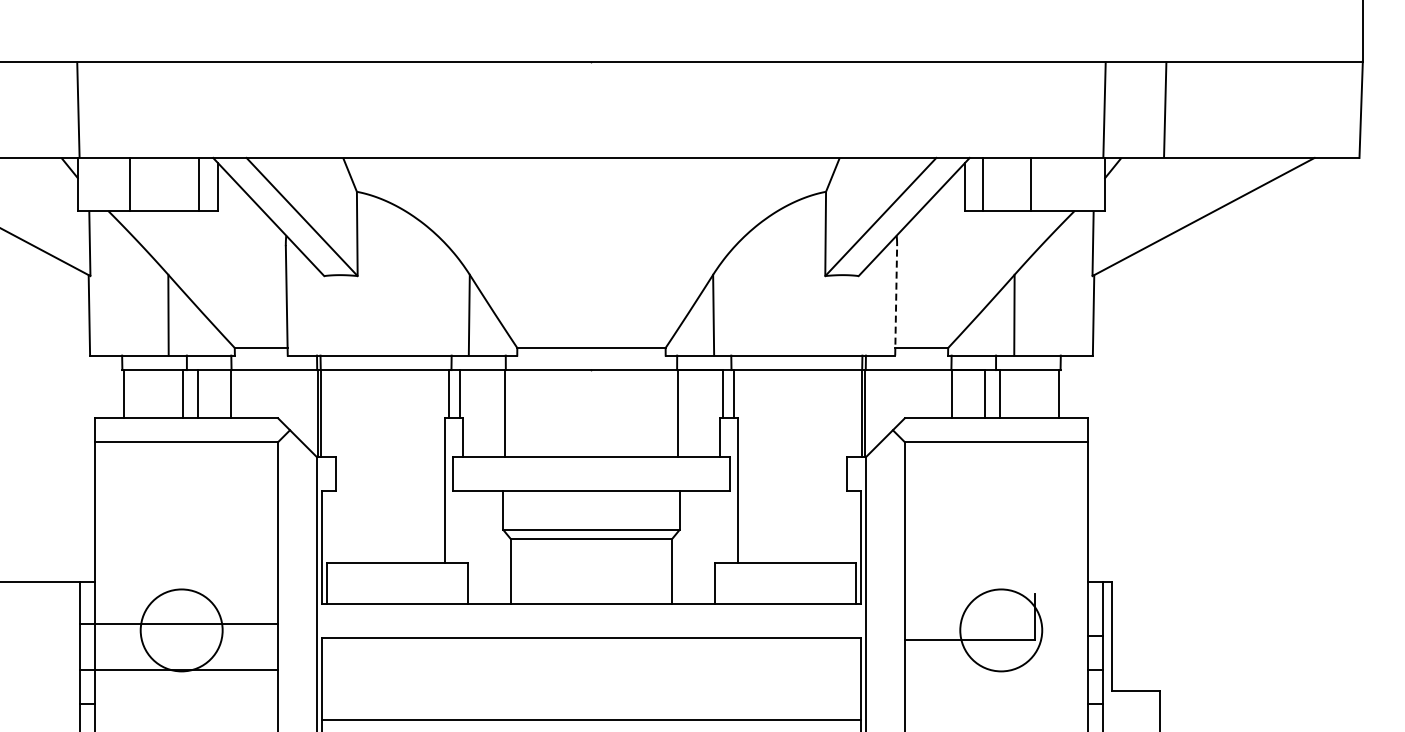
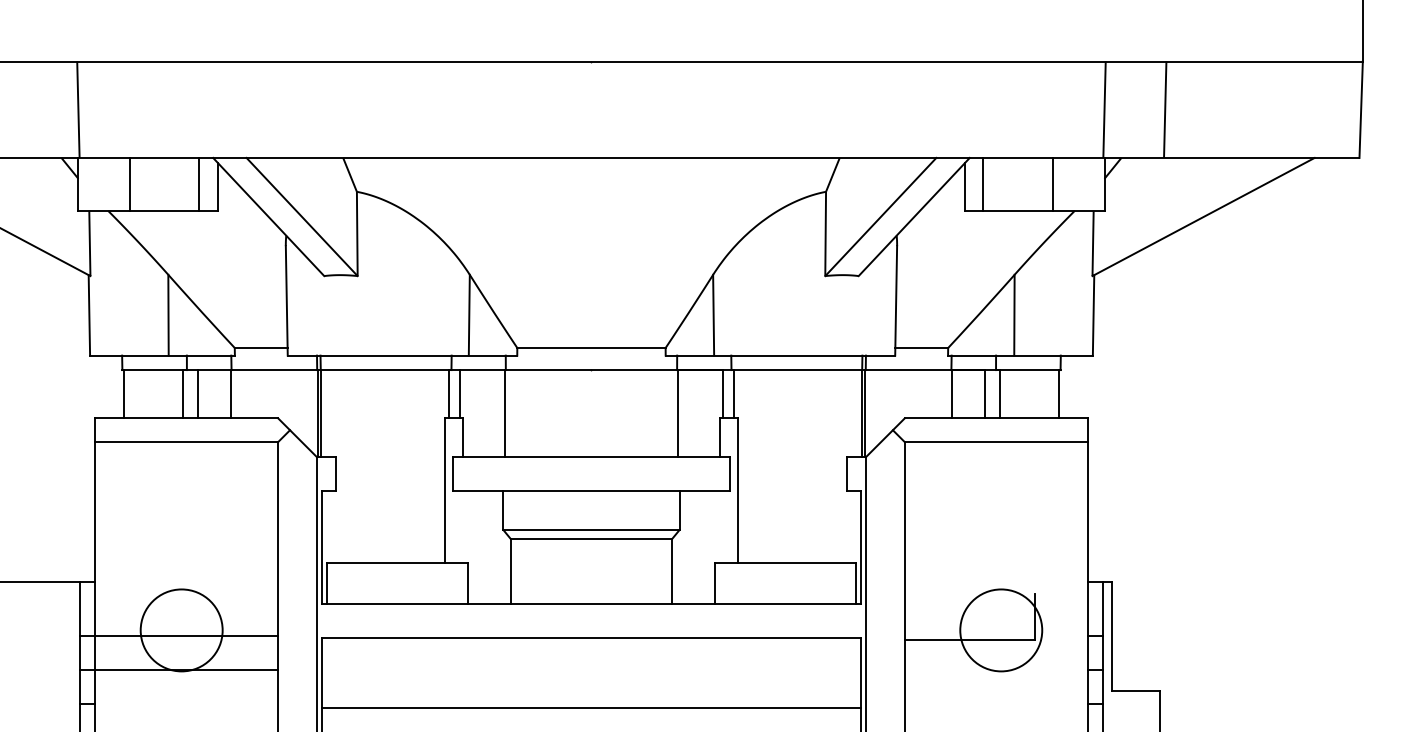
line position: (1031, 184) -> (1053, 184) (1053, 184)
line: dashed -> solid (896, 300)
line position: (179, 623) -> (179, 635) (179, 635)
line position: (591, 719) -> (591, 707) (591, 707)
